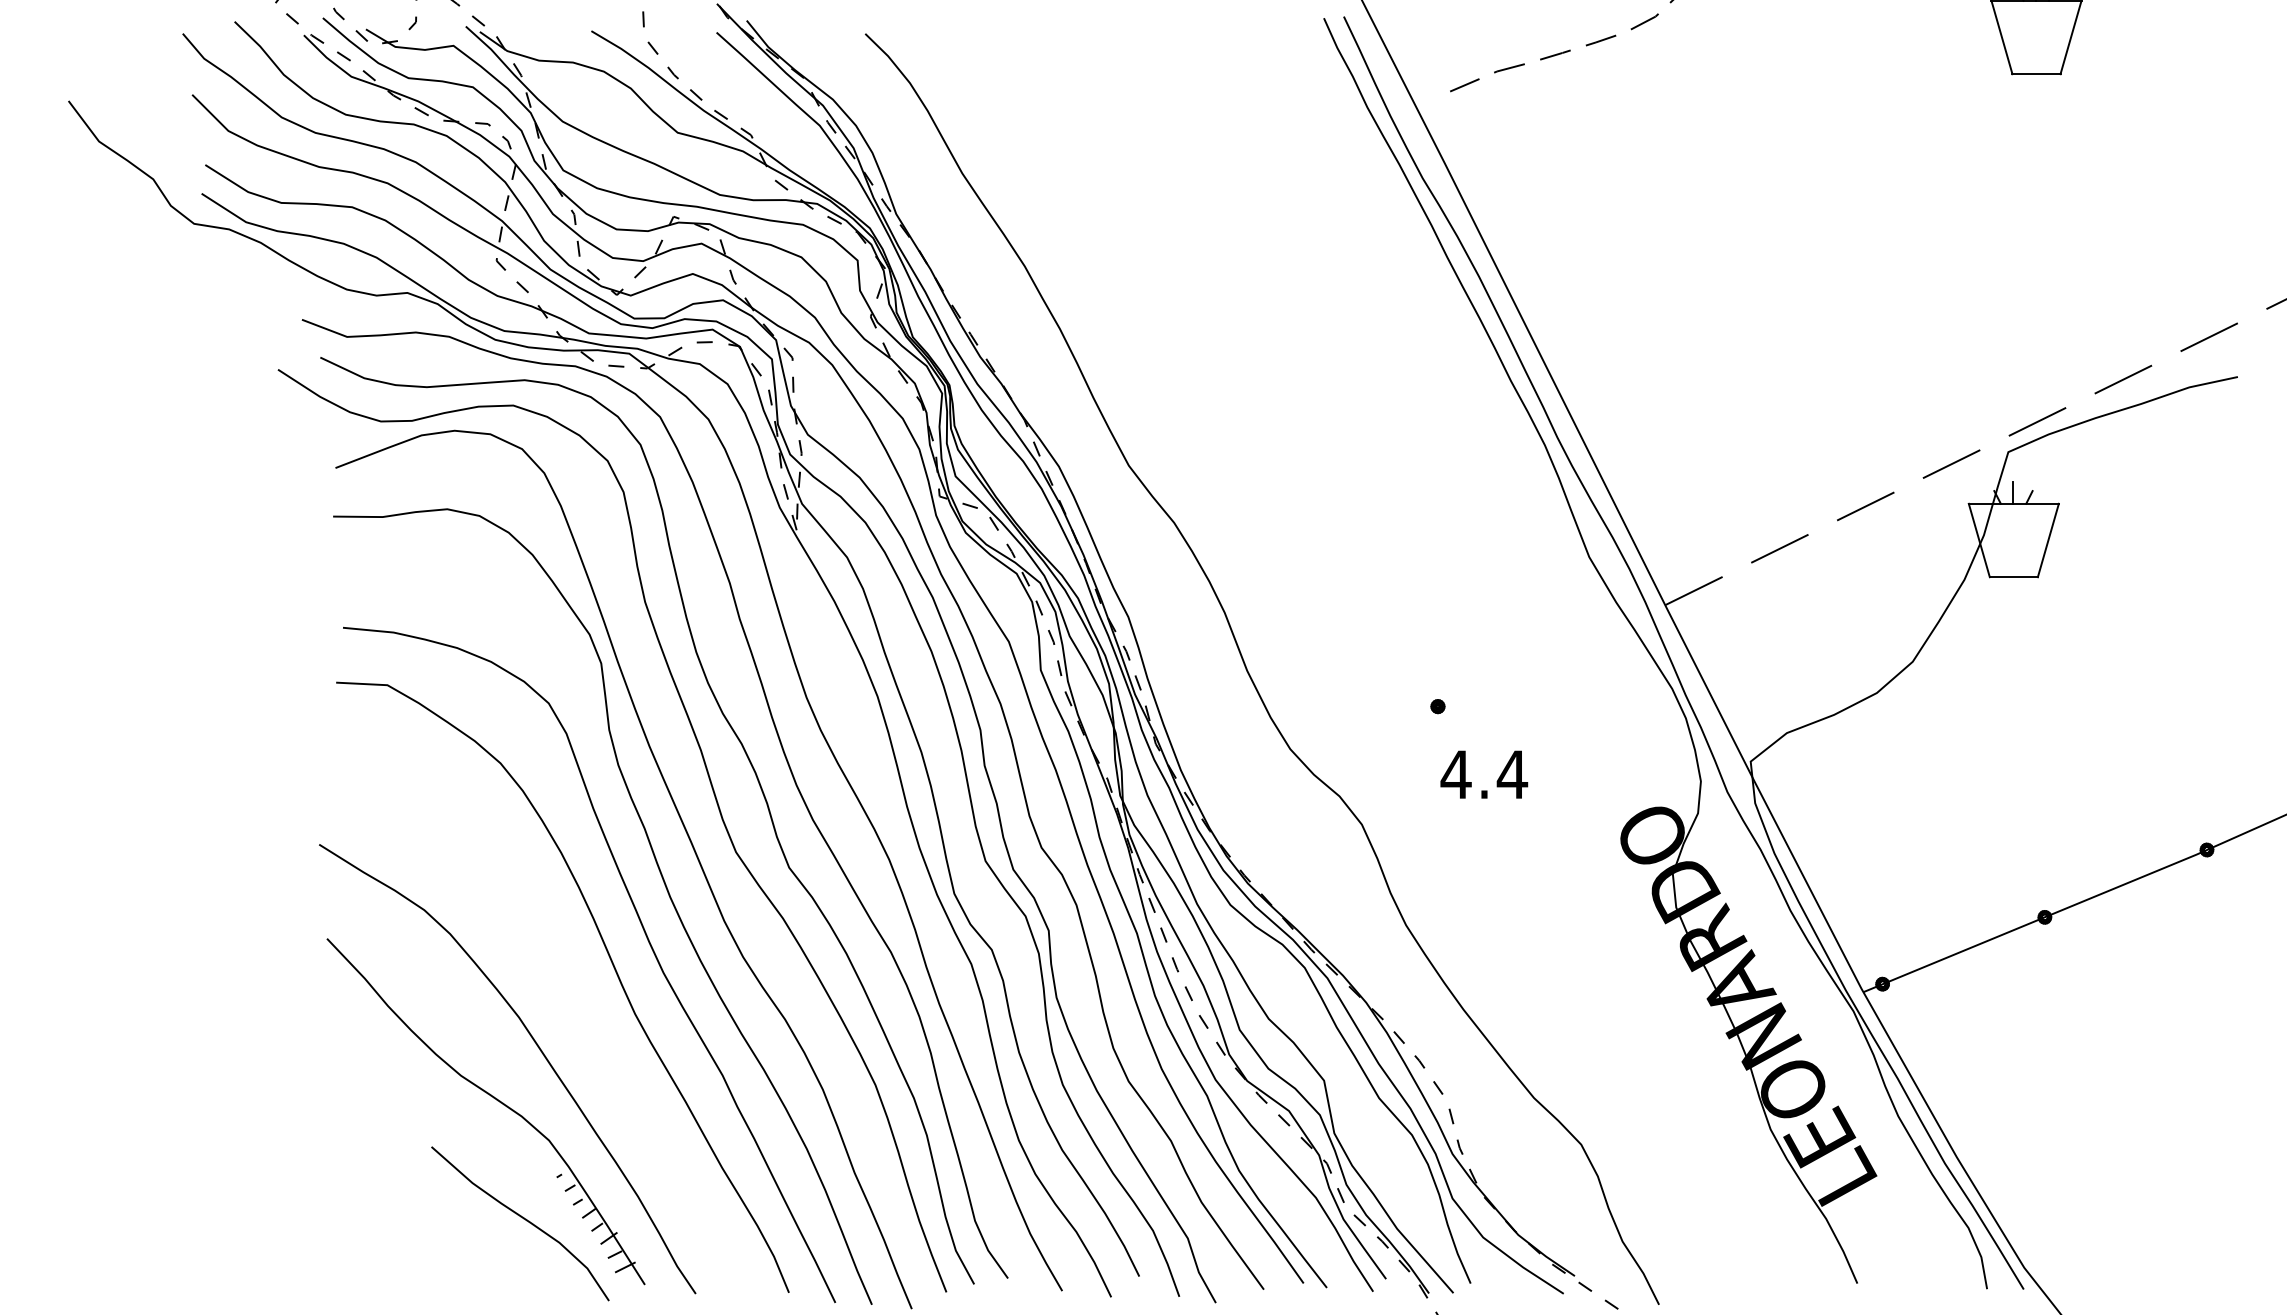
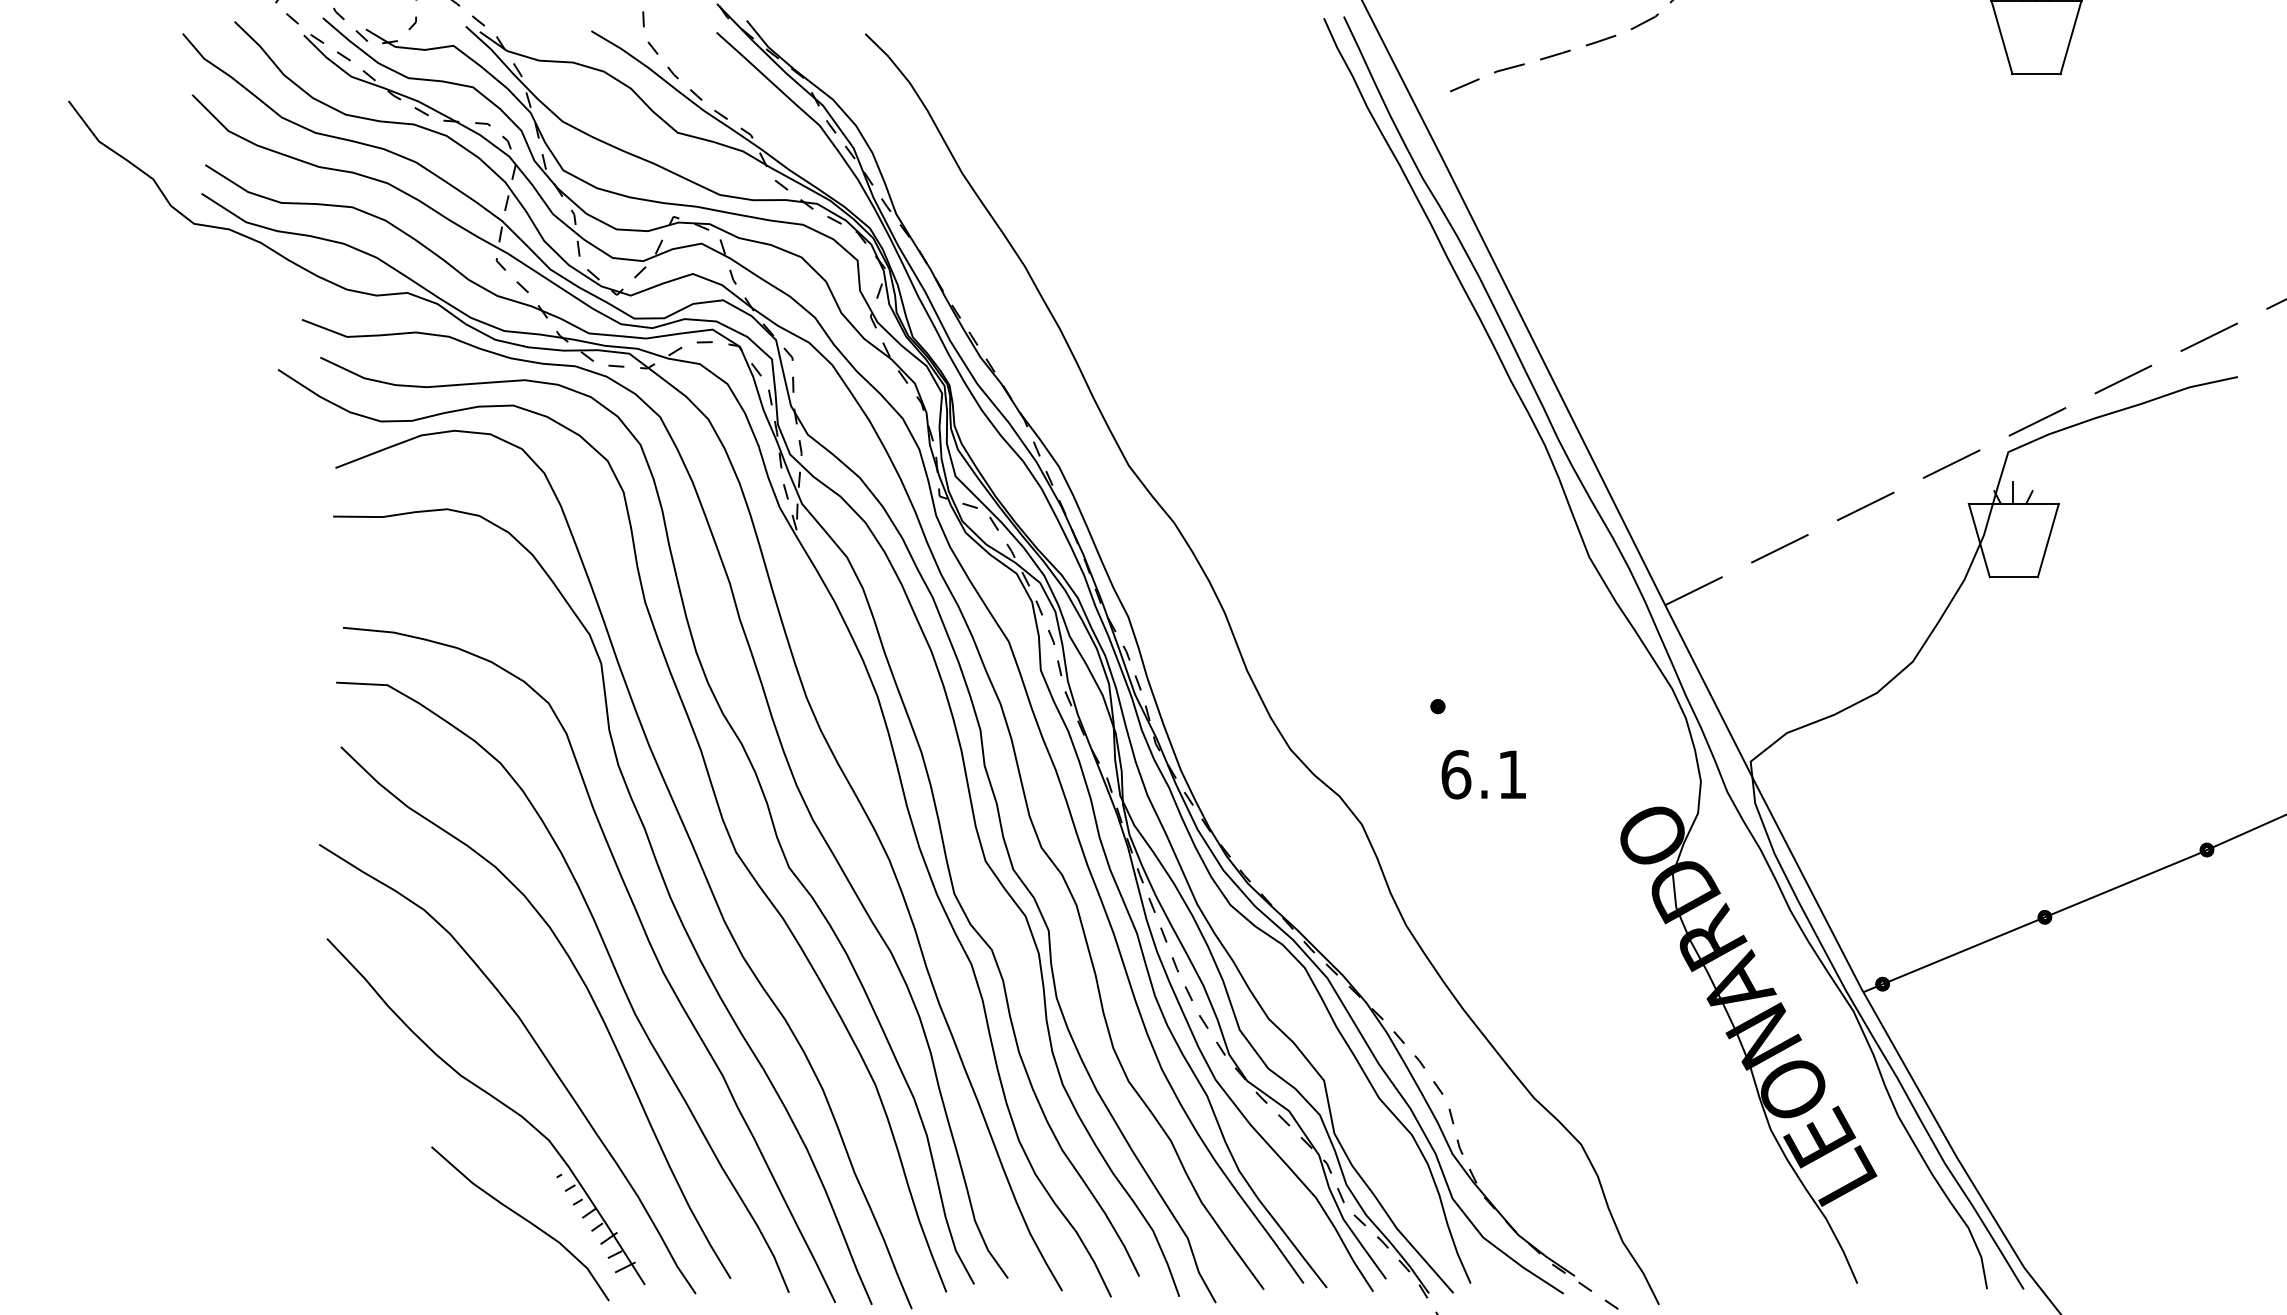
text: 4.4 -> 6.1 (1484, 774)
curve: none -> present (582, 982)
